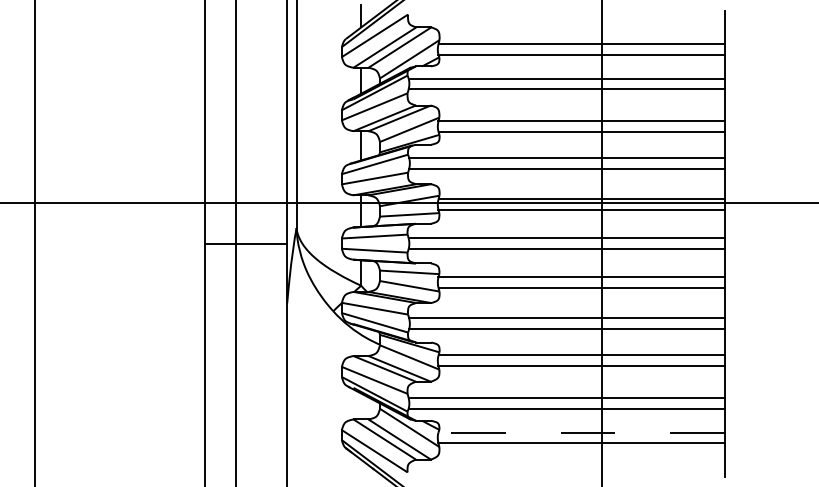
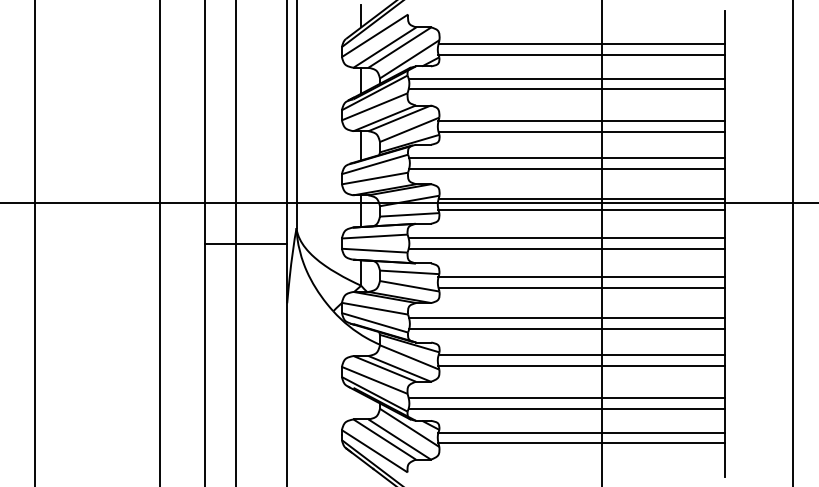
line: none -> present (160, 242)
line: none -> present (793, 242)
line: dashed -> solid (581, 432)
